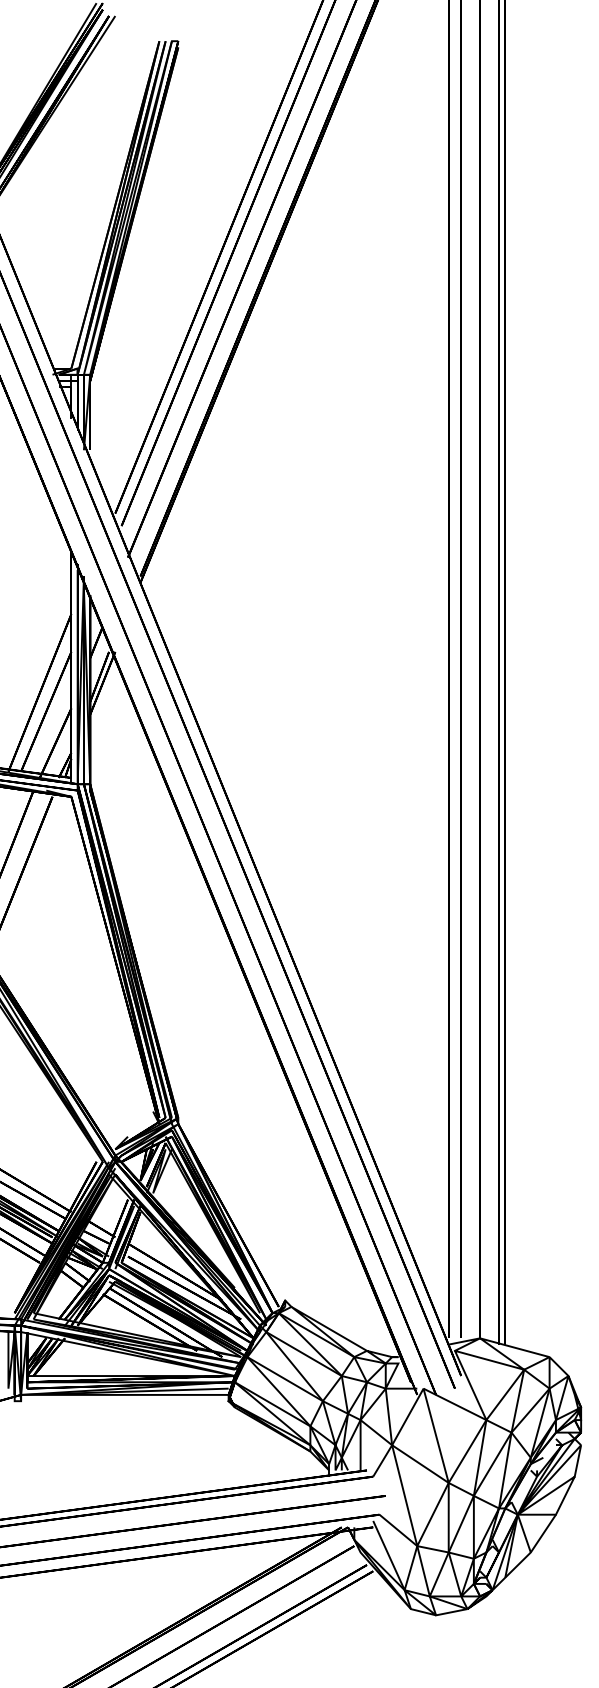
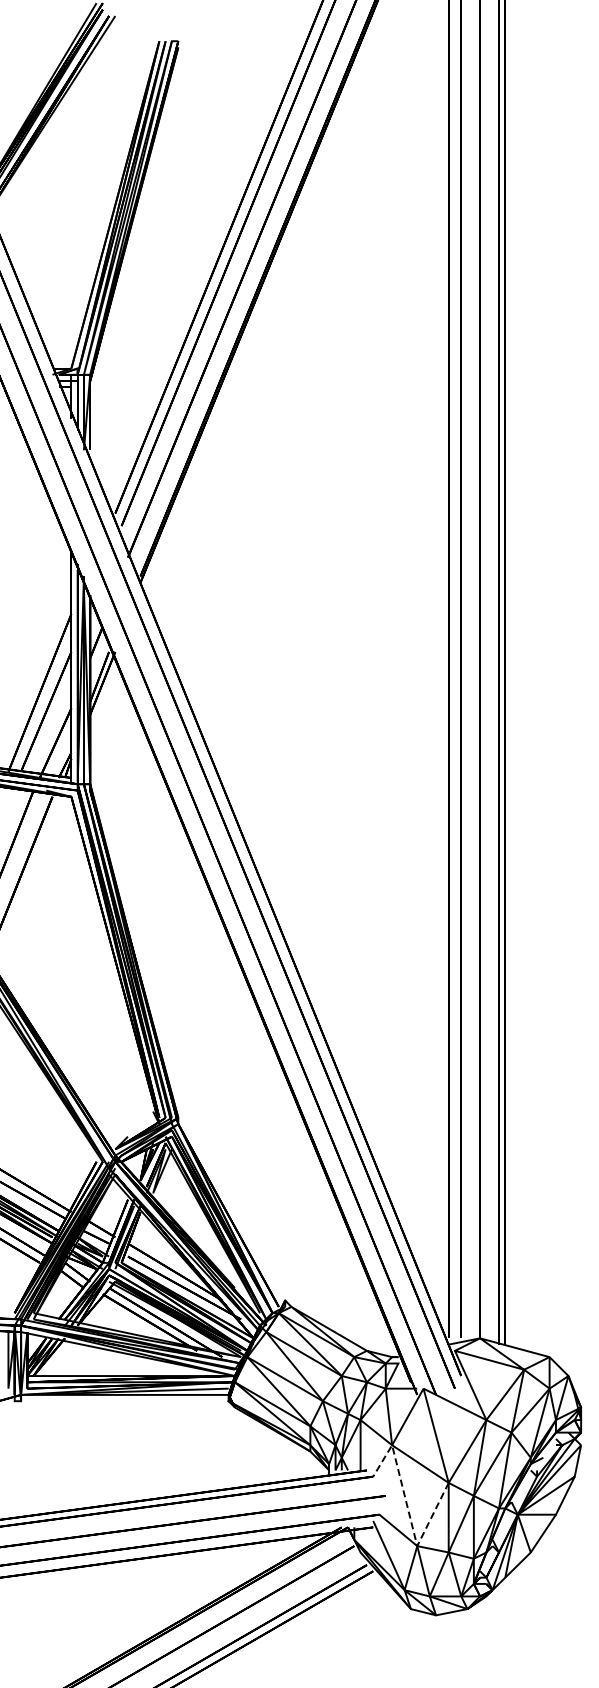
line: solid -> dashed (408, 1512)
